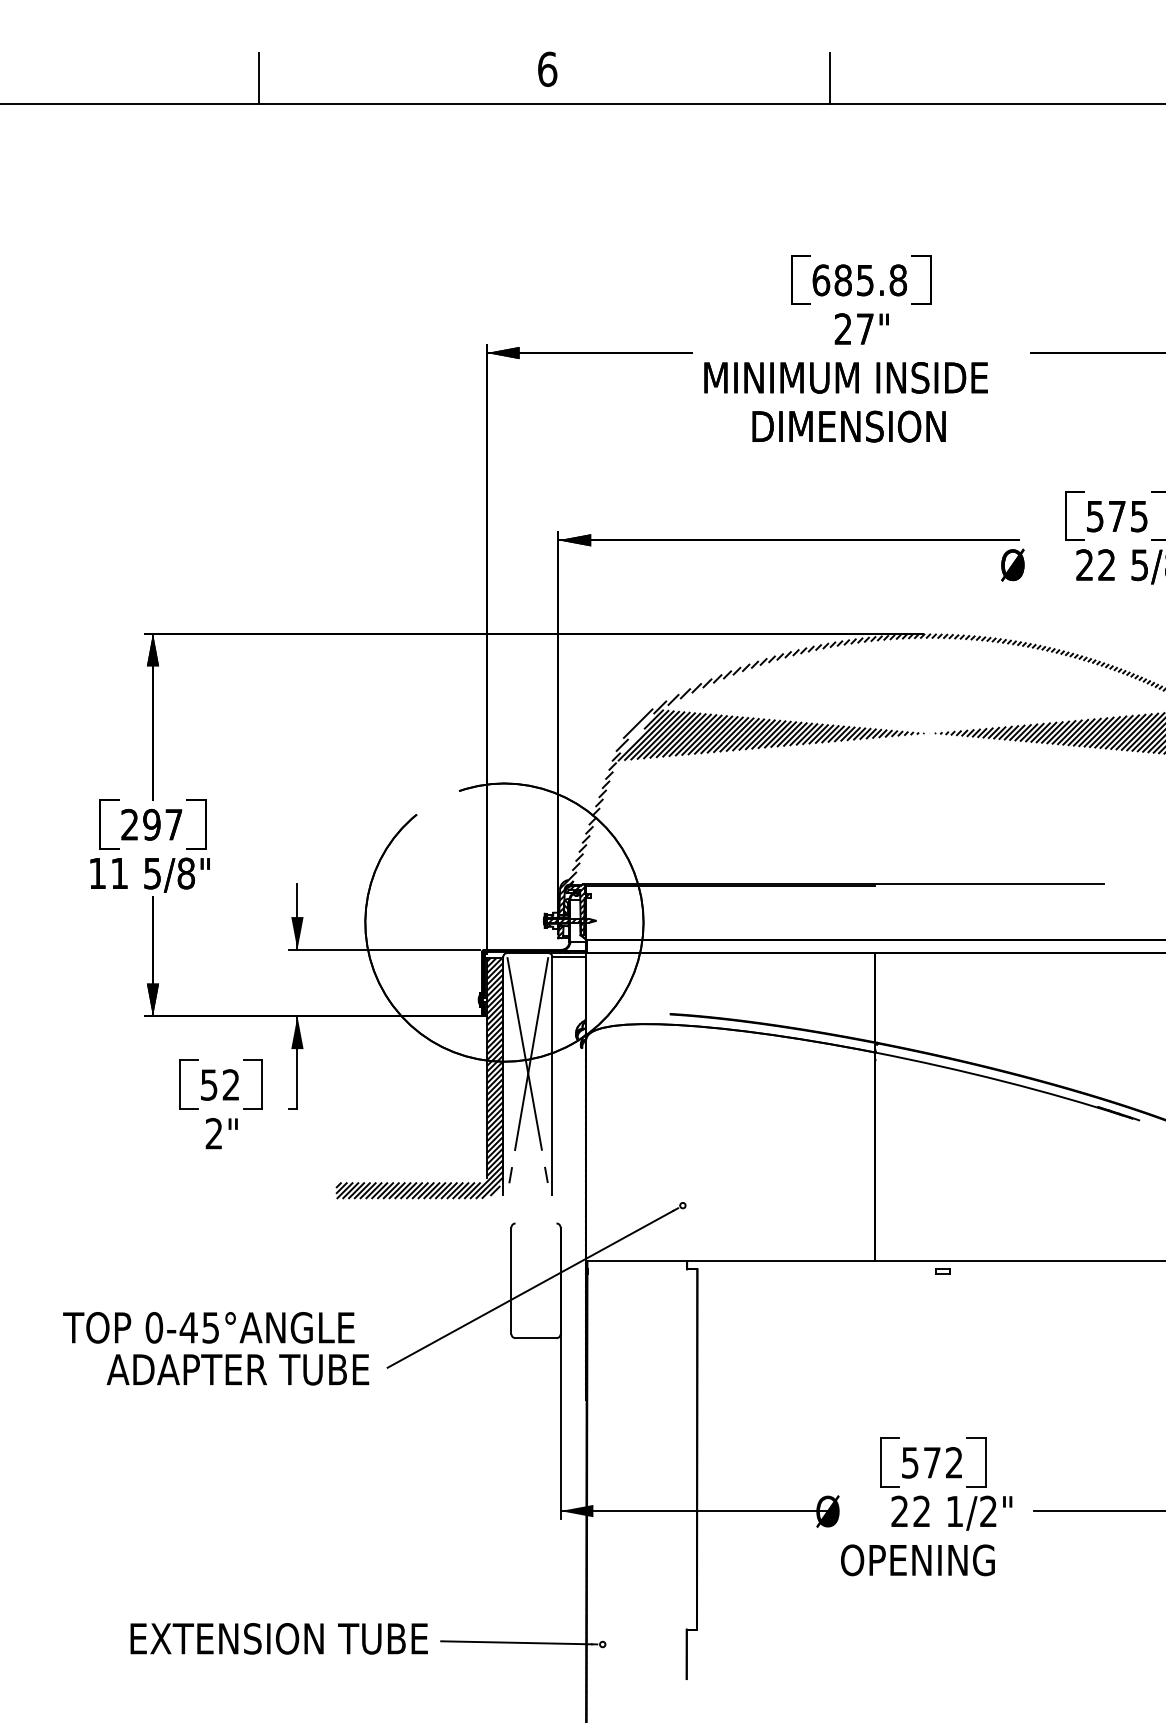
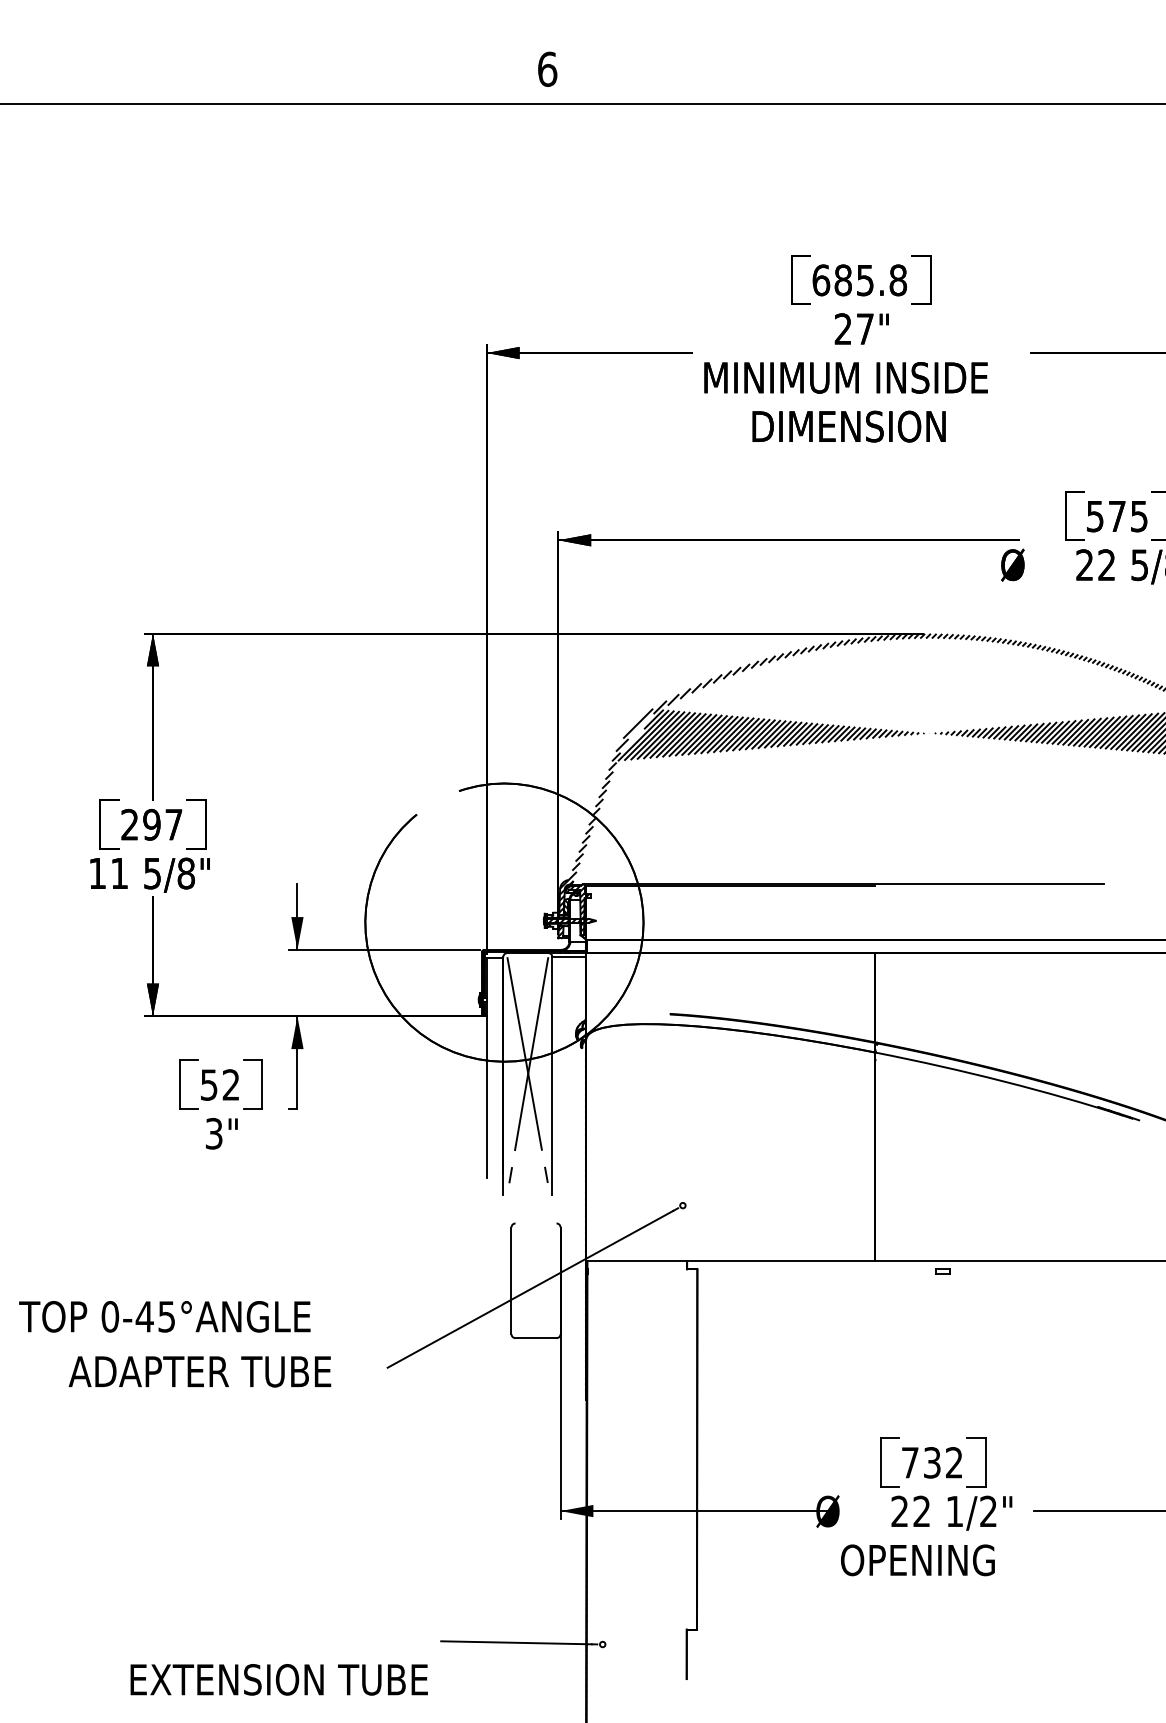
line: present -> none (258, 78)
line: present -> none (830, 78)
hatch: present -> none (419, 1078)
text: 2" -> 3" (213, 1133)
text position: (208, 1327) -> (164, 1316) (164, 1316)
text position: (237, 1369) -> (199, 1371) (199, 1371)
text: 572 -> 732 (921, 1462)
text position: (278, 1638) -> (278, 1679) (278, 1679)
